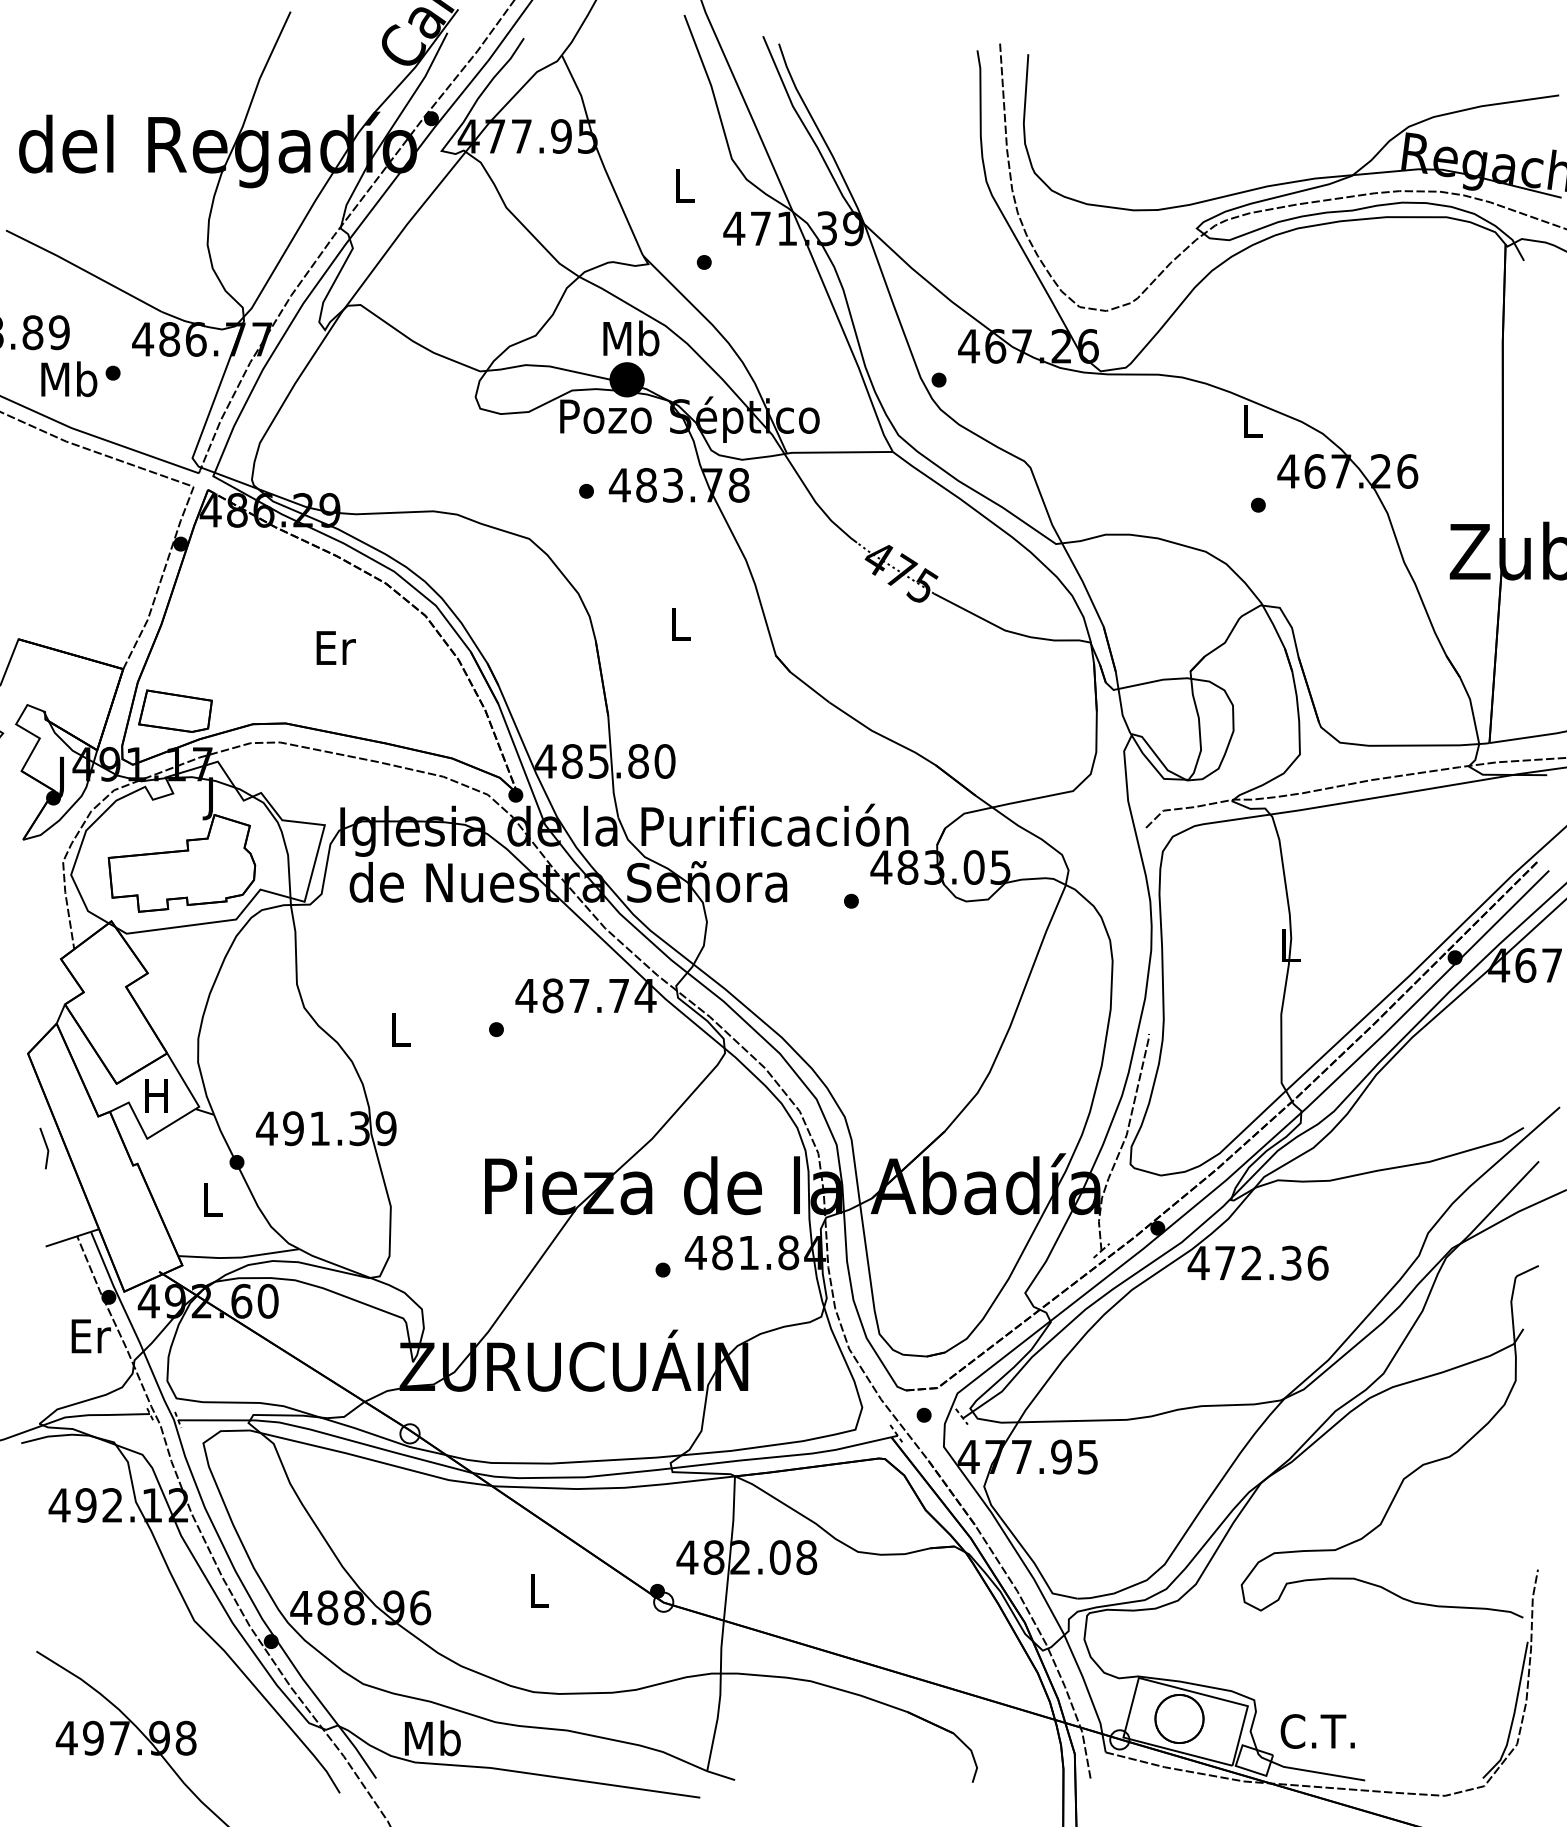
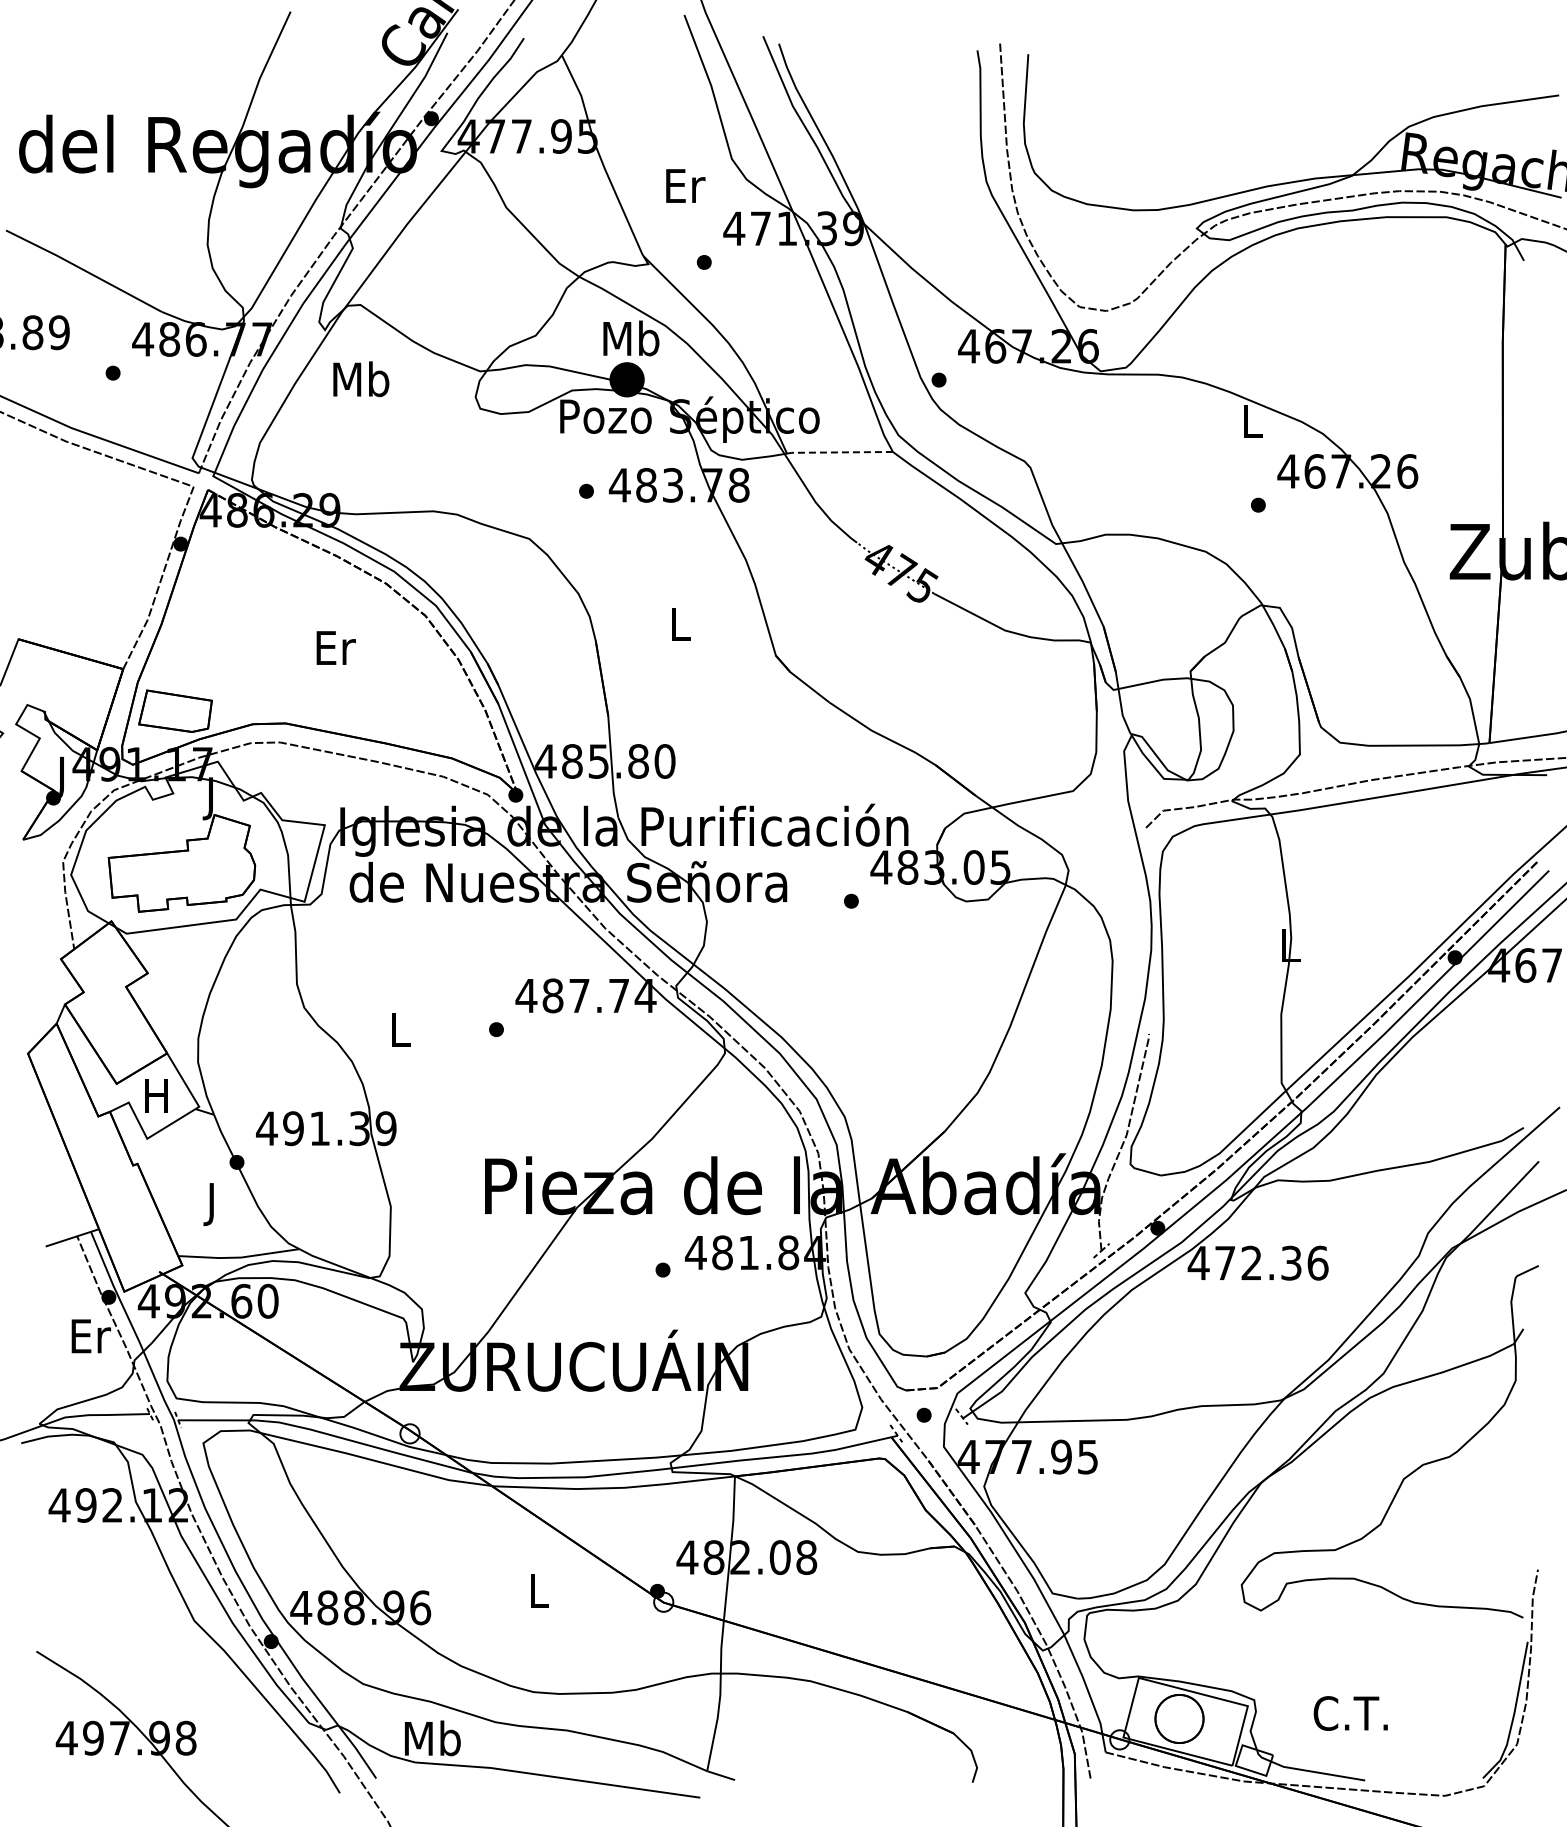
text: L -> Er (685, 185)
text position: (69, 379) -> (361, 379) (361, 379)
line: solid -> dashed (839, 452)
line: present -> none (46, 1148)
text: L -> J (212, 1204)
text position: (1317, 1731) -> (1350, 1713) (1350, 1713)
